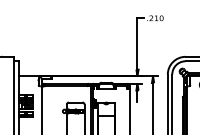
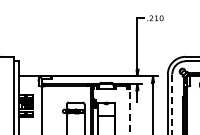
line: solid -> dashed (172, 104)
line: solid -> dashed (130, 110)
